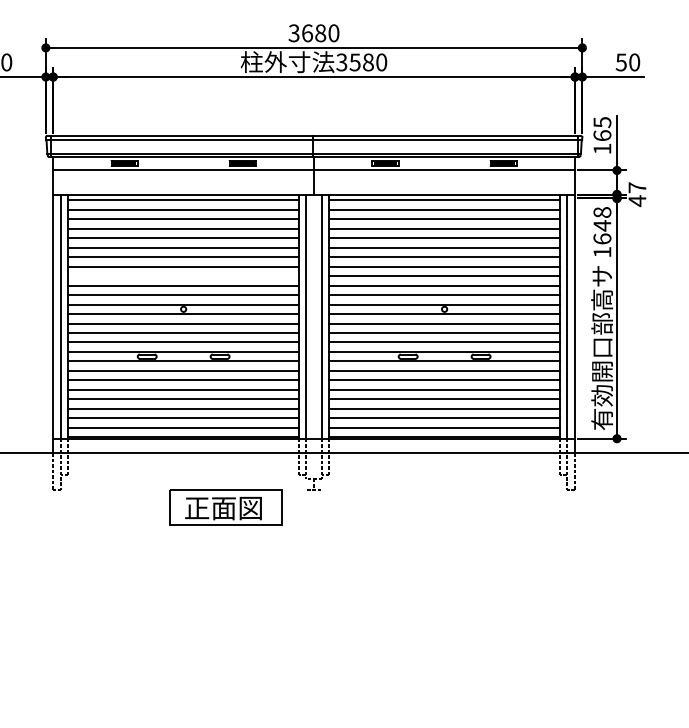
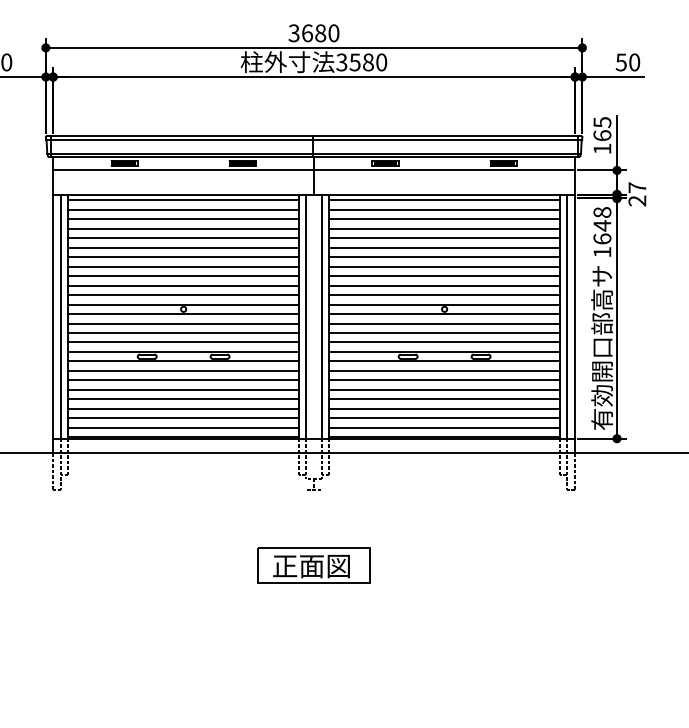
text: 47 -> 27 (637, 201)
line: none -> present (183, 276)
part position: (225, 507) -> (313, 565) (313, 565)
